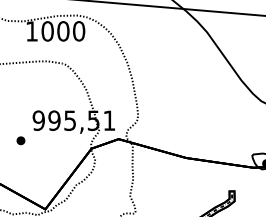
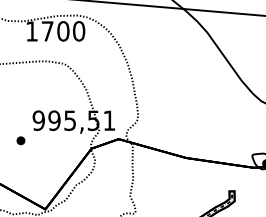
text: 1000 -> 1700 (47, 31)
